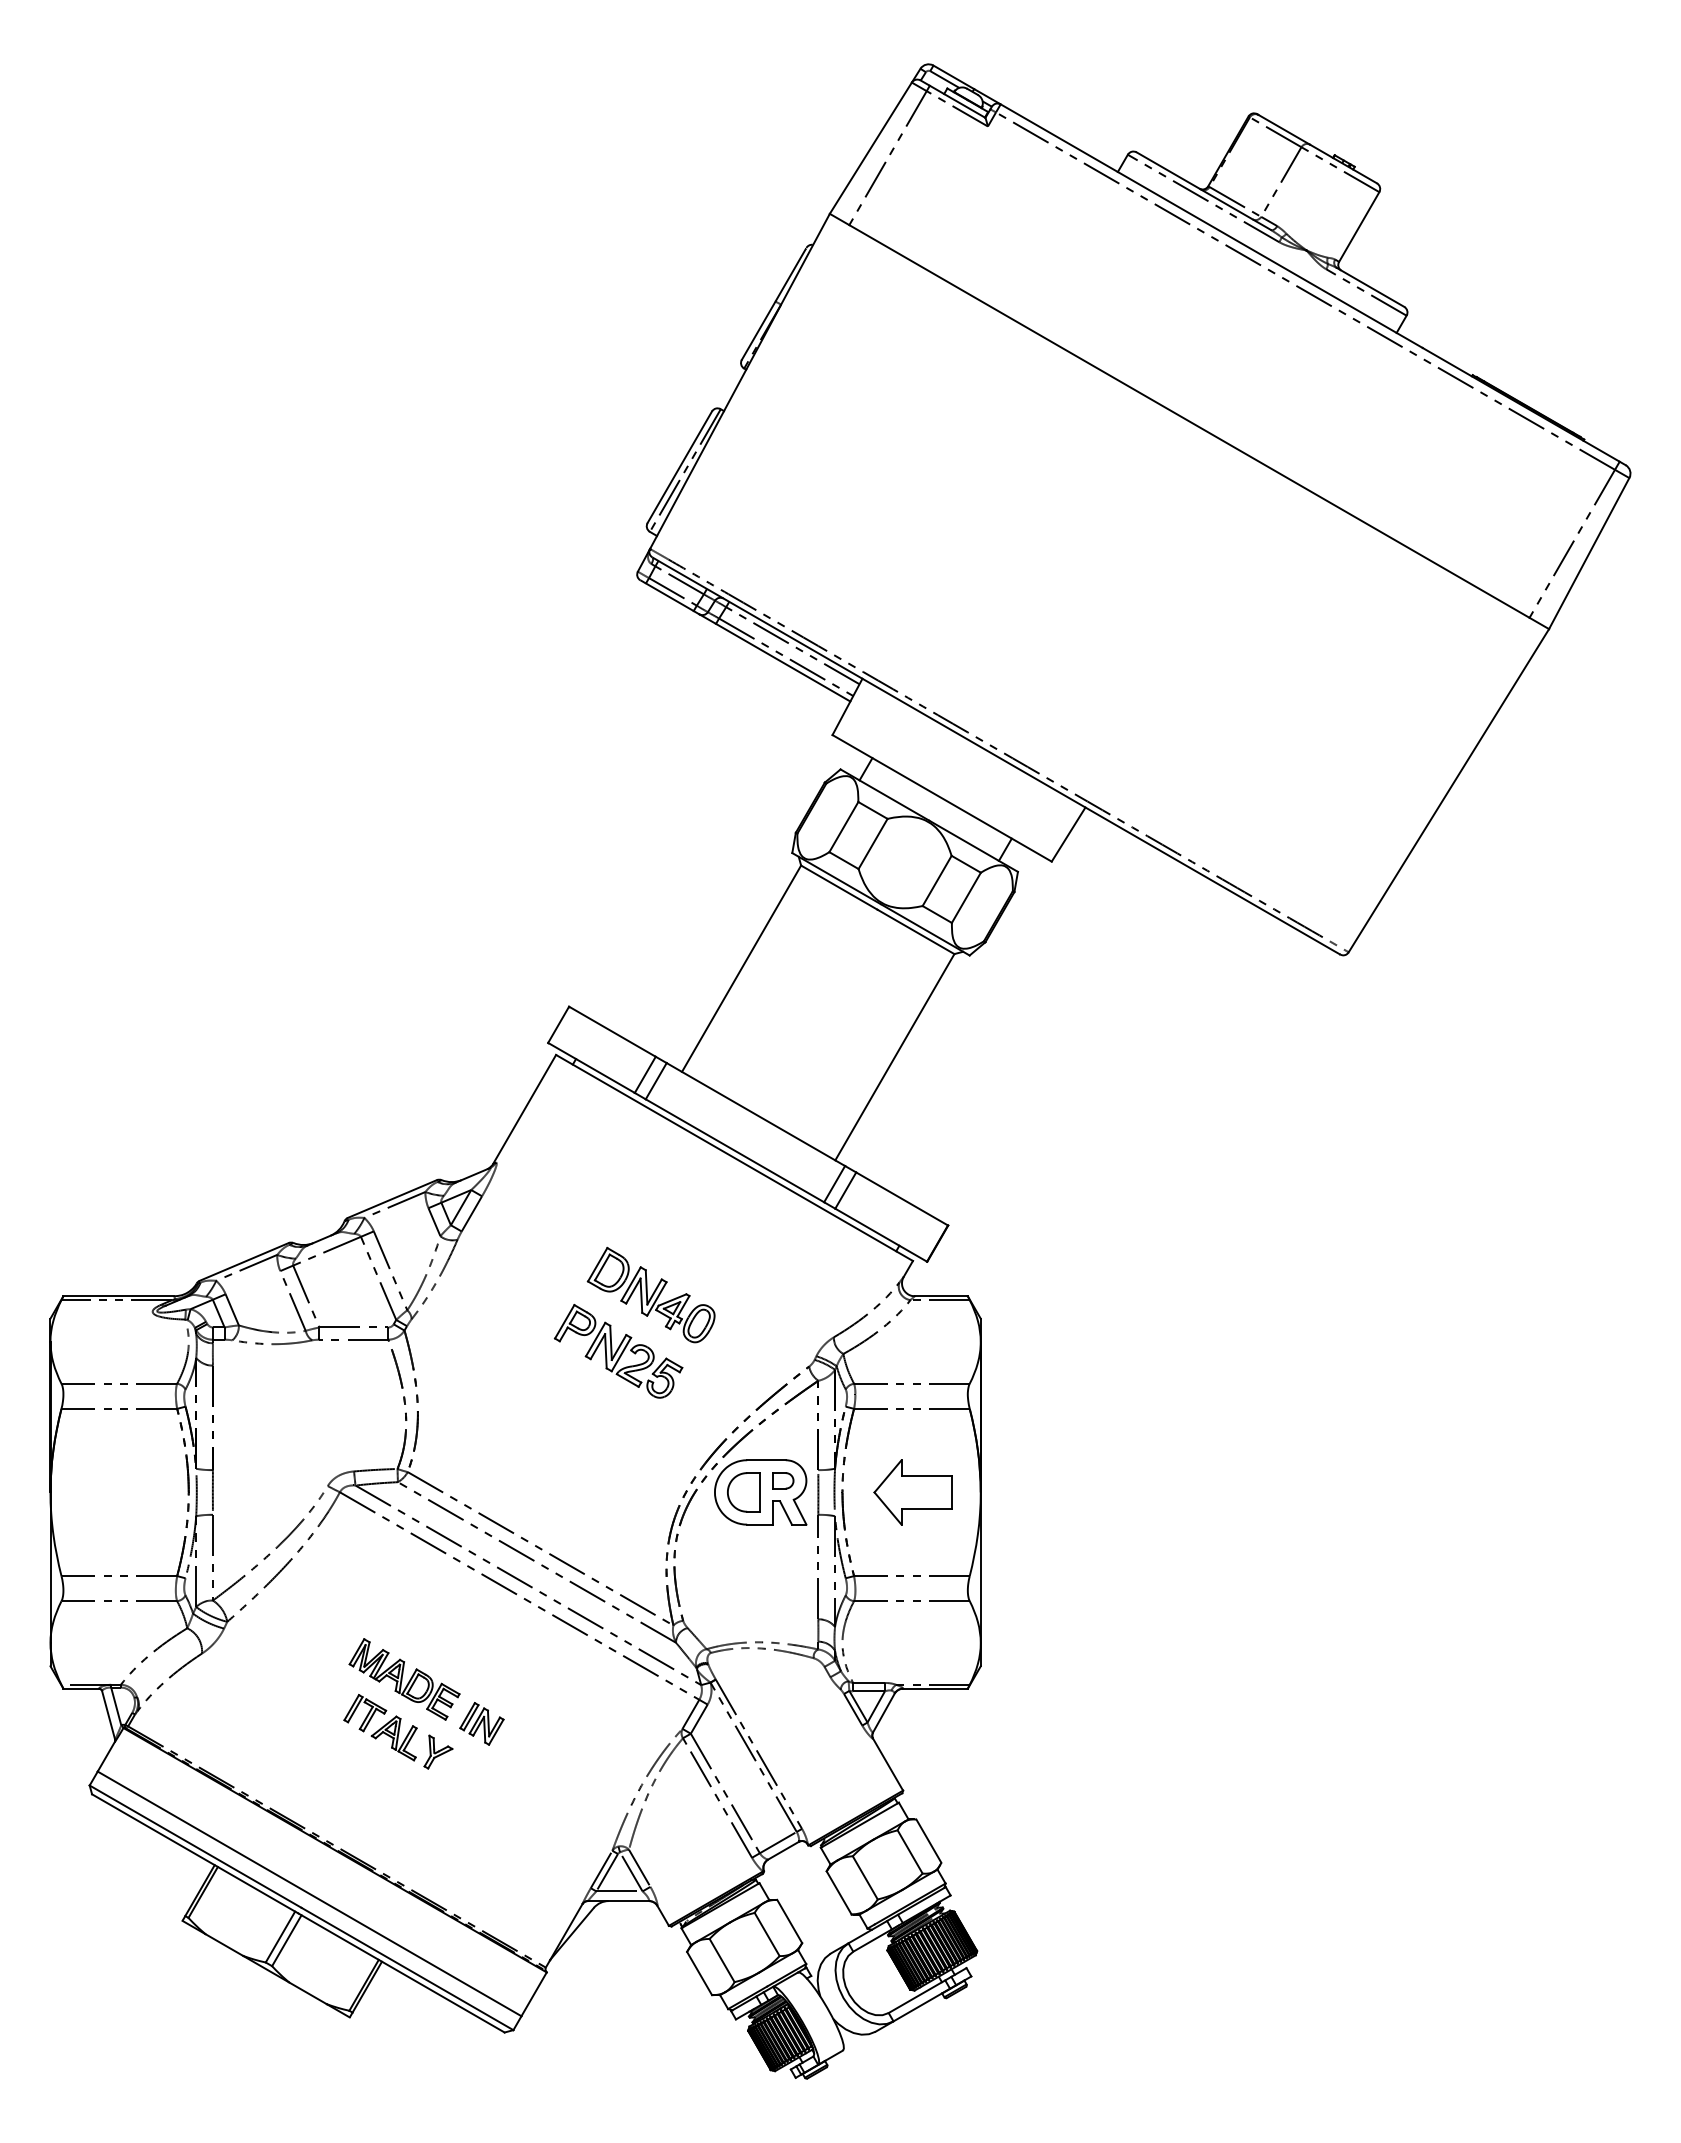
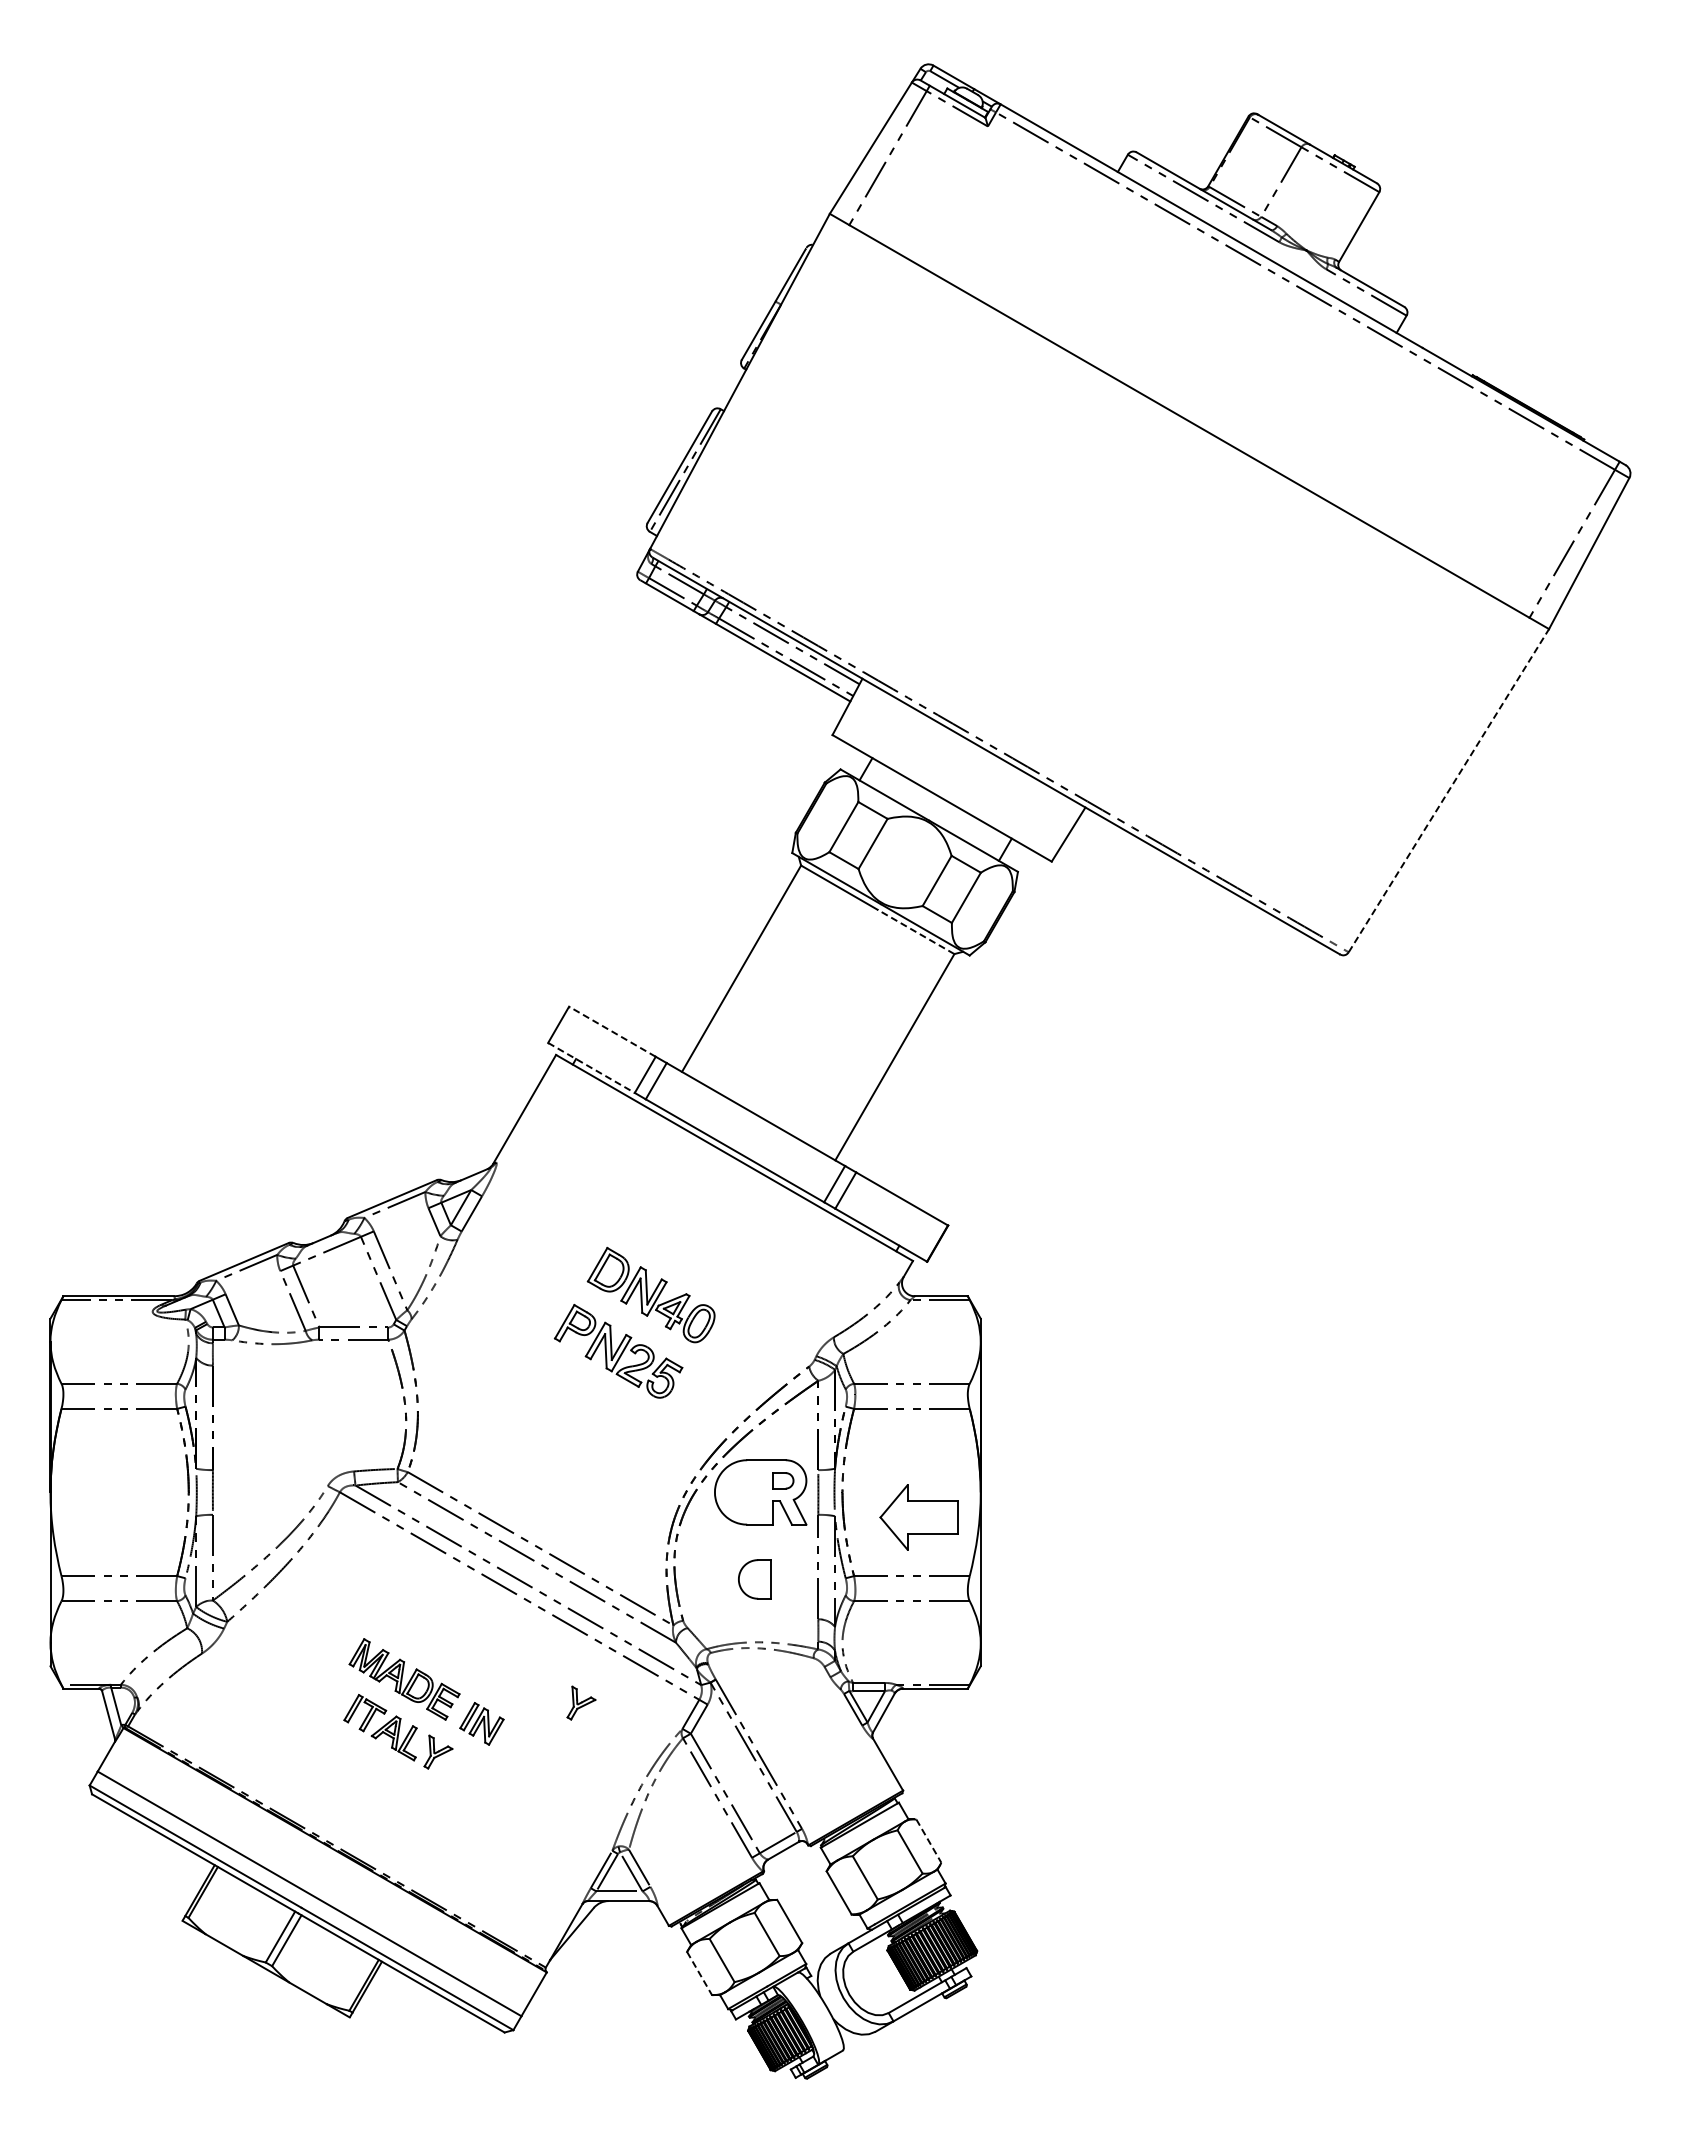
line: solid -> dashed (1449, 790)
line: solid -> dashed (915, 931)
line: solid -> dashed (612, 1031)
line: solid -> dashed (591, 1068)
part position: (743, 1492) -> (754, 1579) (754, 1579)
part position: (912, 1492) -> (918, 1517) (918, 1517)
part: none -> present (581, 1702)
line: solid -> dashed (928, 1841)
line: solid -> dashed (699, 1973)
